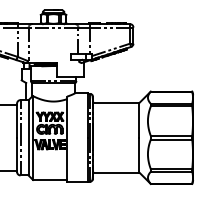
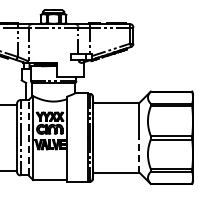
line: solid -> dashed (28, 137)
line: solid -> dashed (139, 154)
